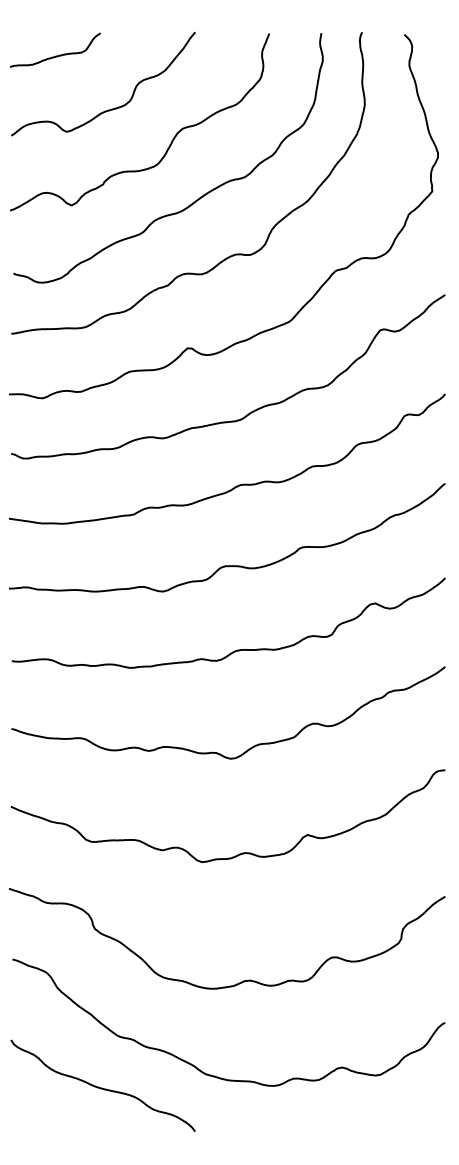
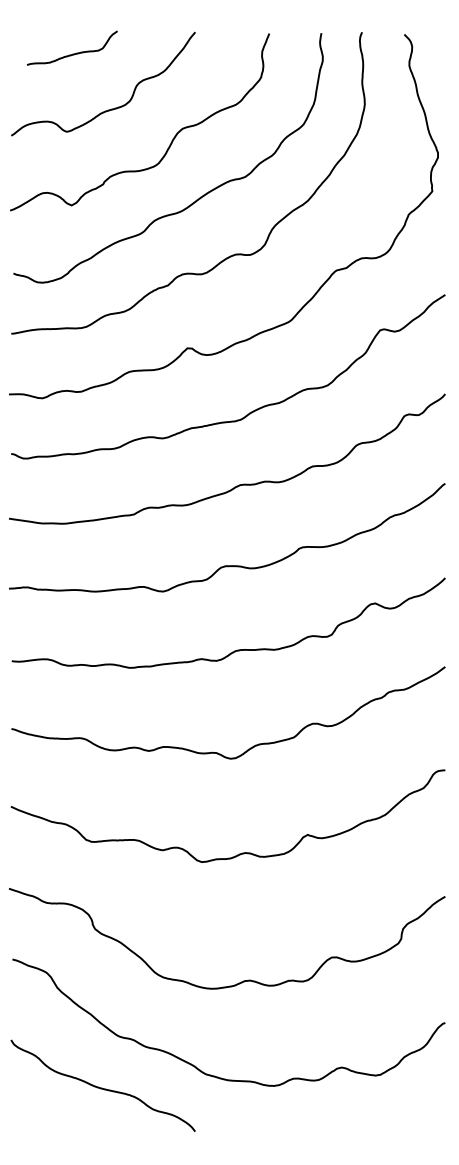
curve position: (55, 55) -> (72, 53) (72, 53)
